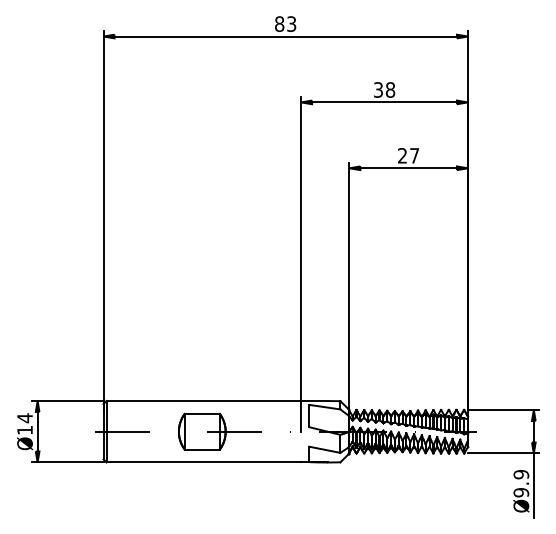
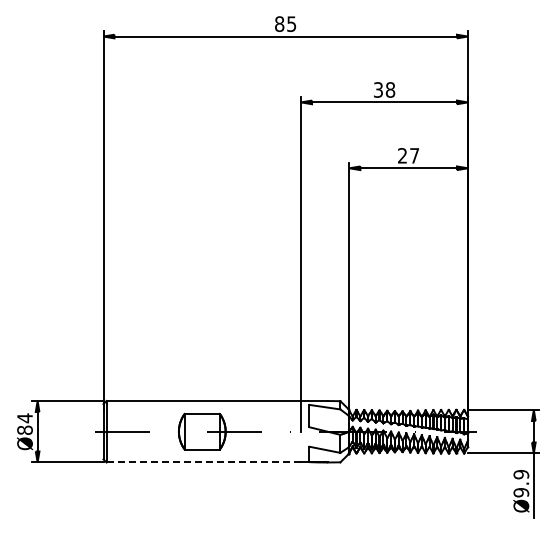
text: 83 -> 85 (291, 23)
text: Ø14 -> Ø84 (24, 429)
line: solid -> dashed (203, 462)
